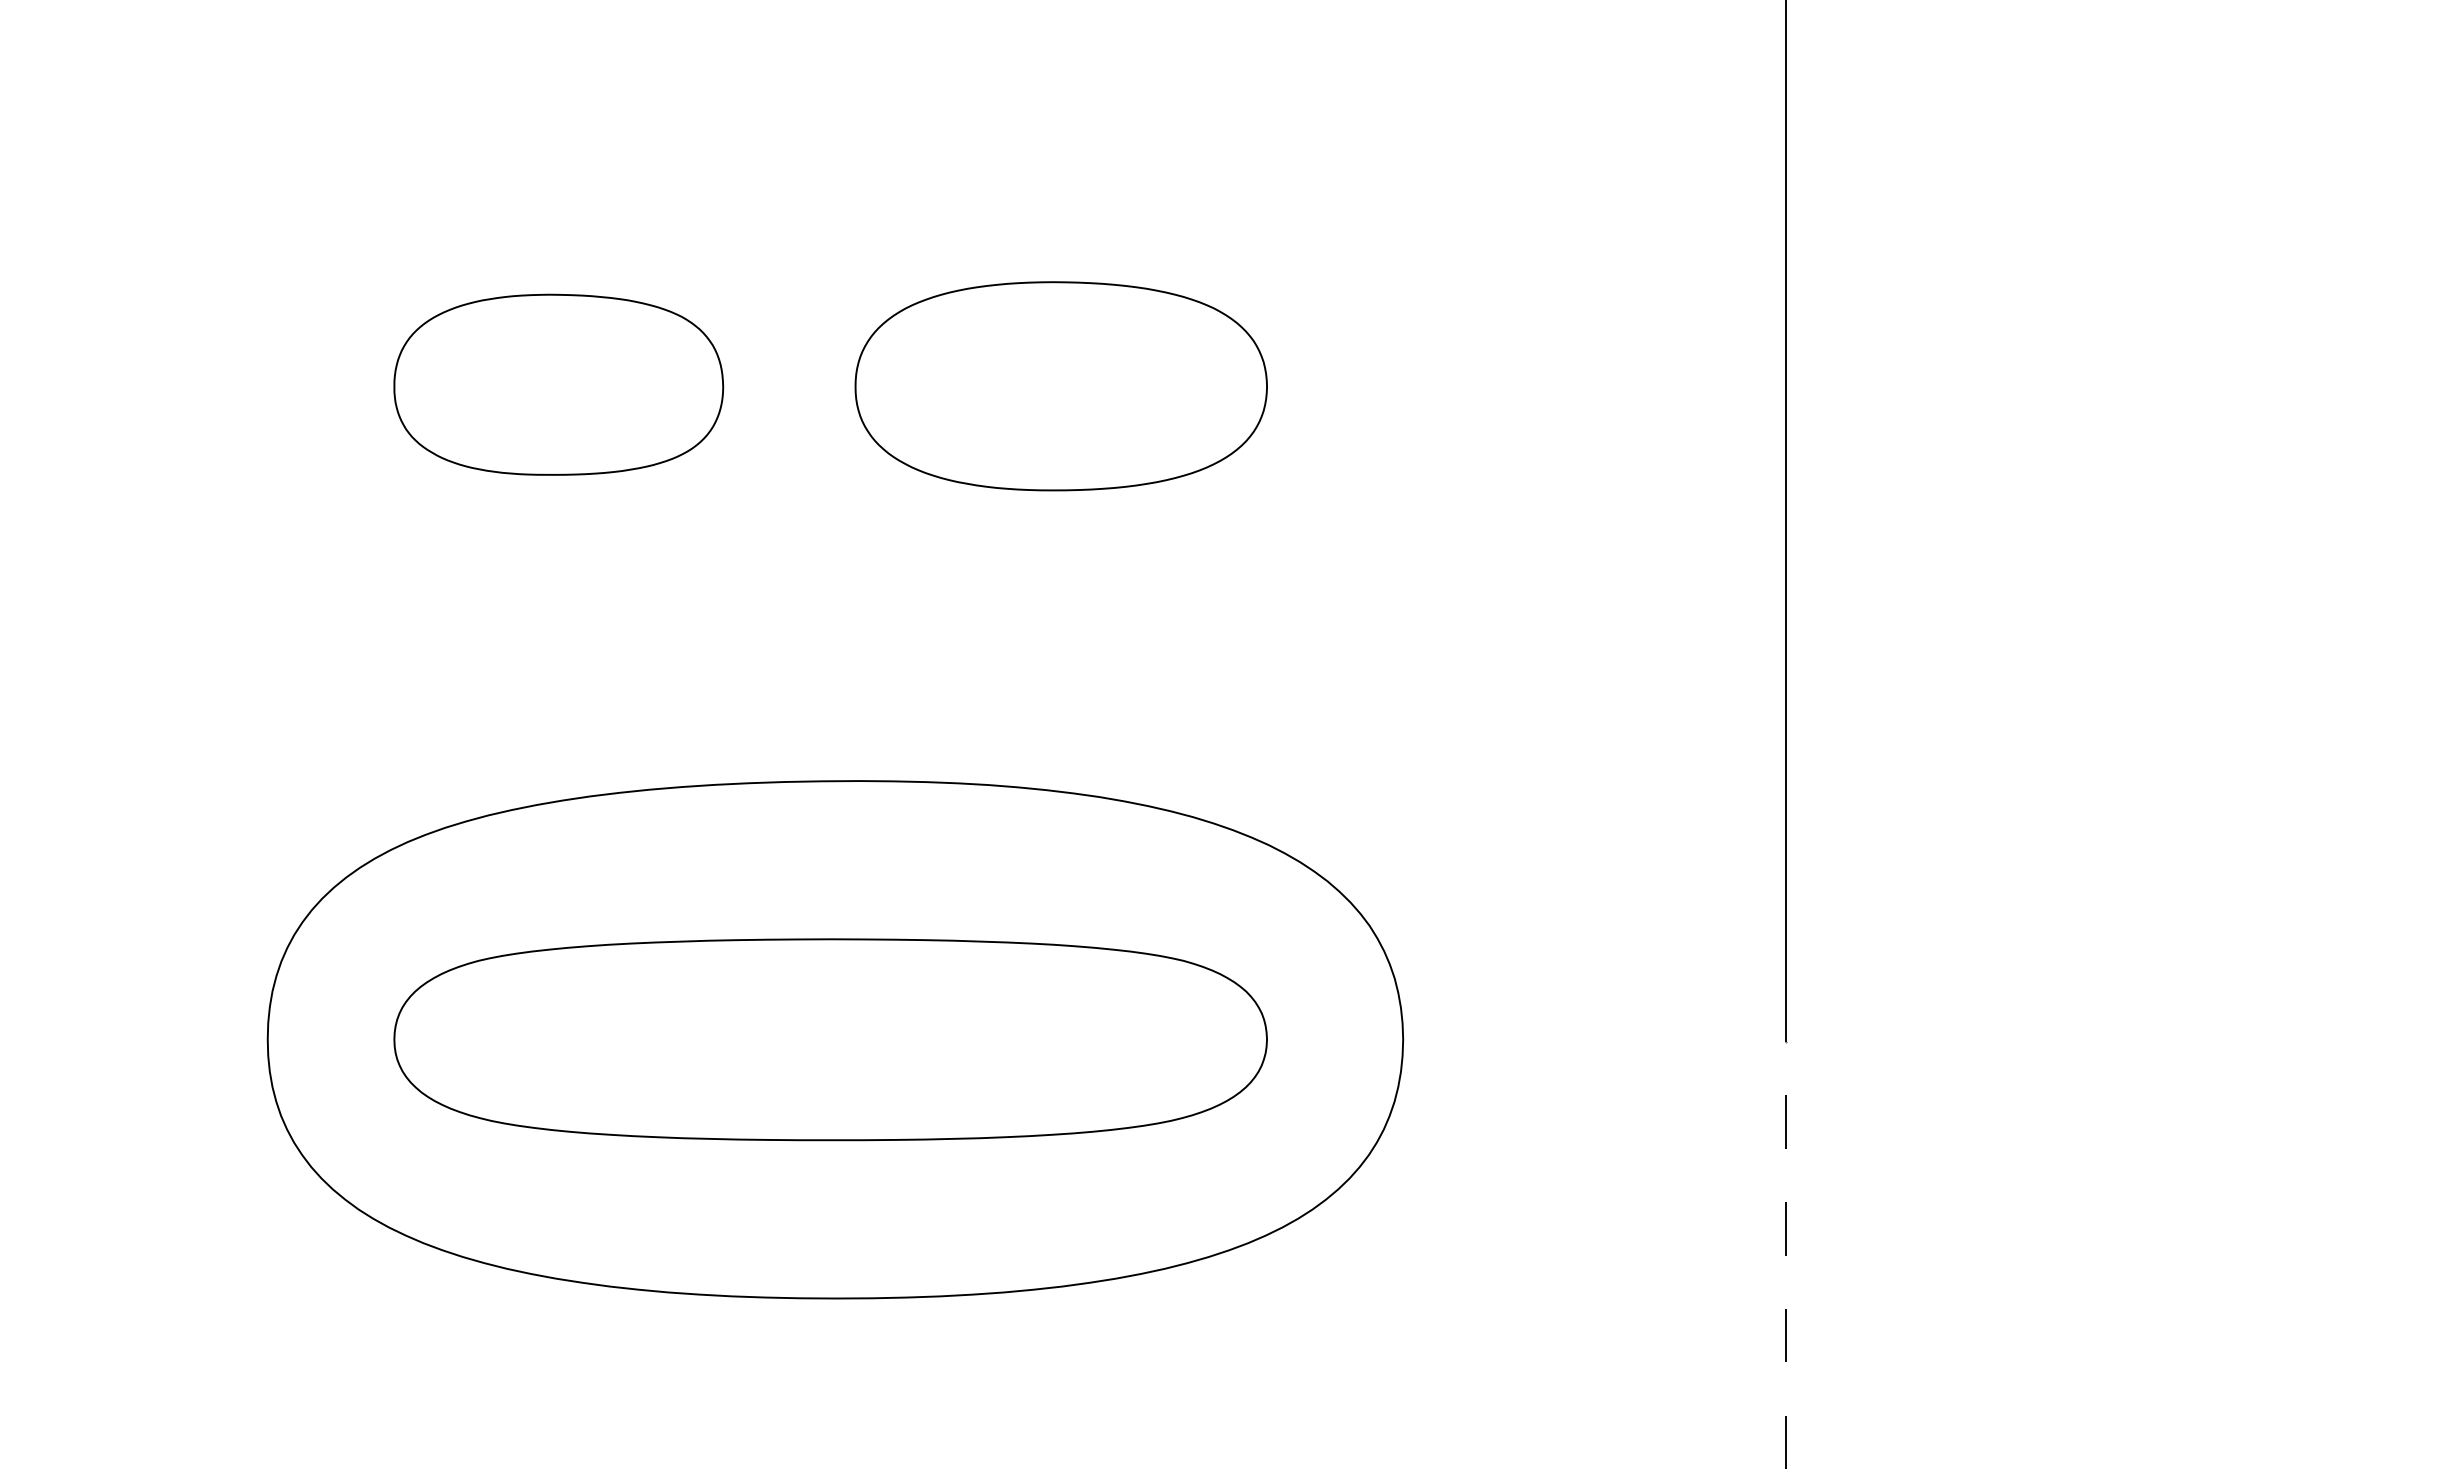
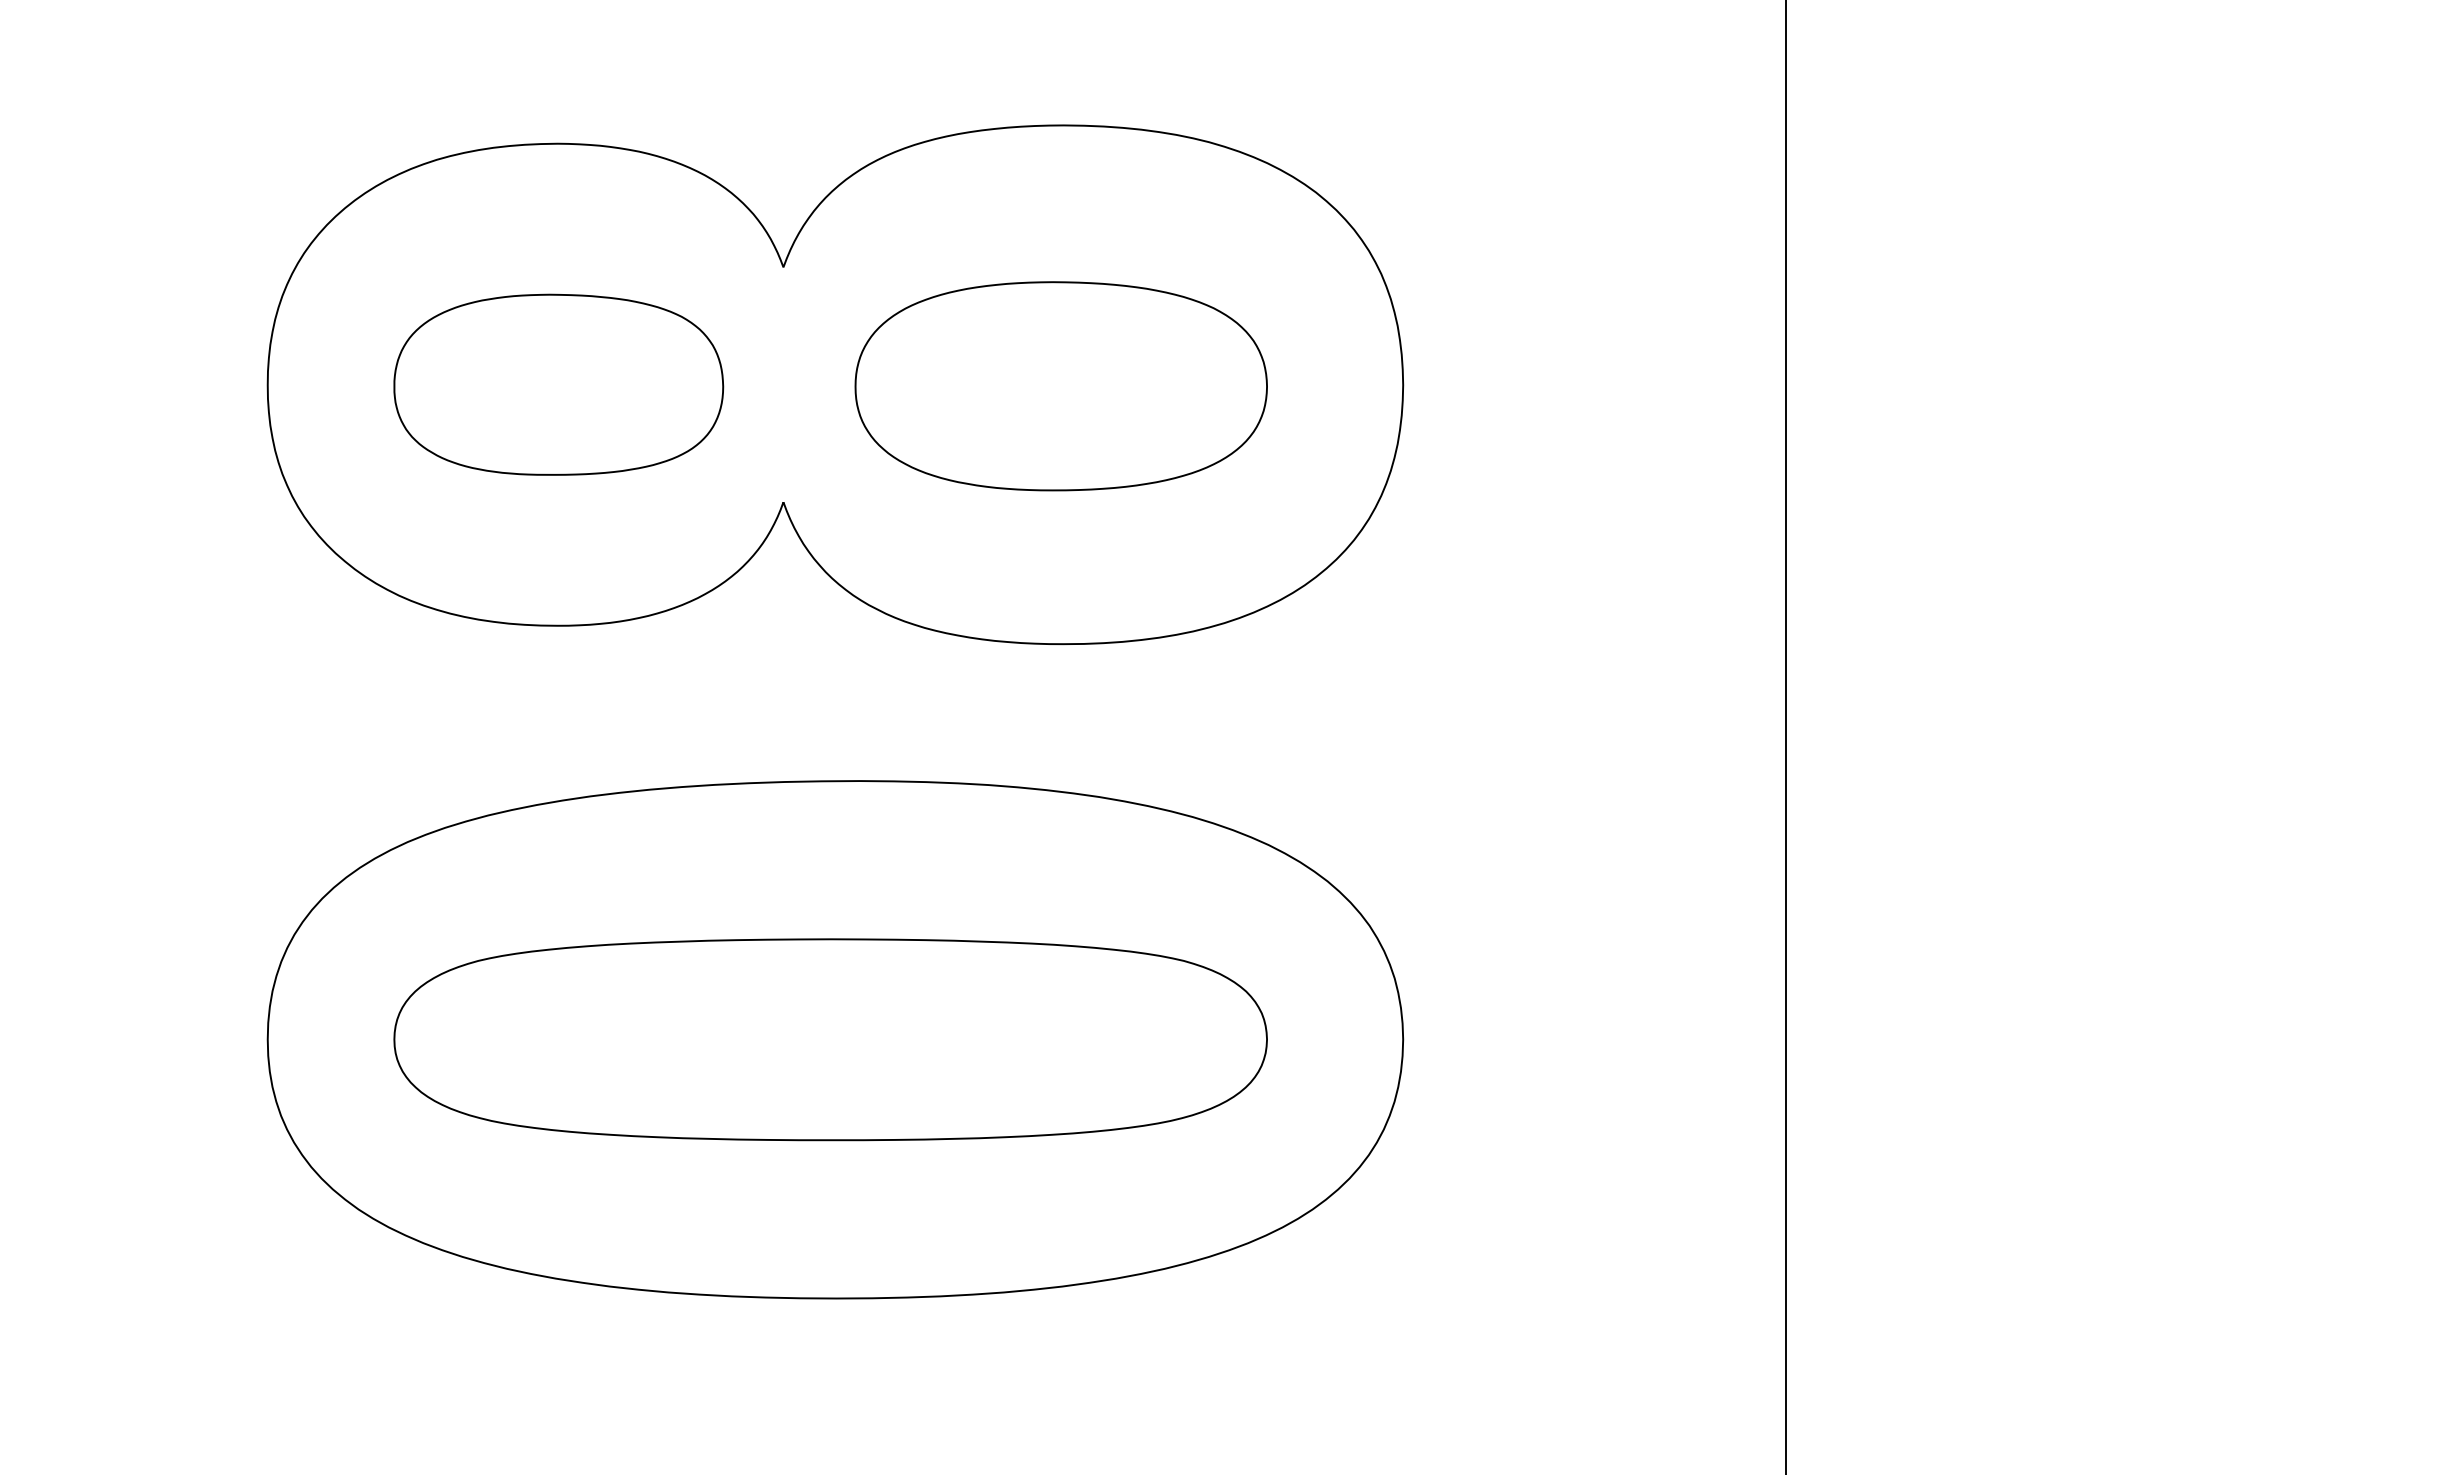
part: none -> present (835, 384)
line: dashed -> solid (1785, 1257)
